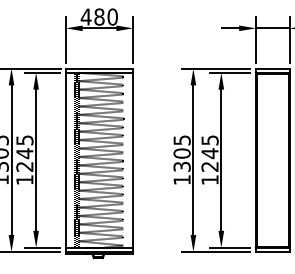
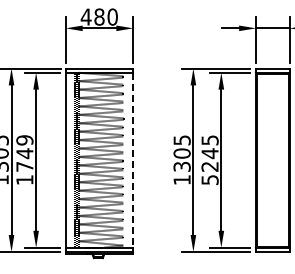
text: 1245 -> 1749 (24, 153)
line: solid -> dashed (133, 160)
text: 1245 -> 5245 (209, 179)
